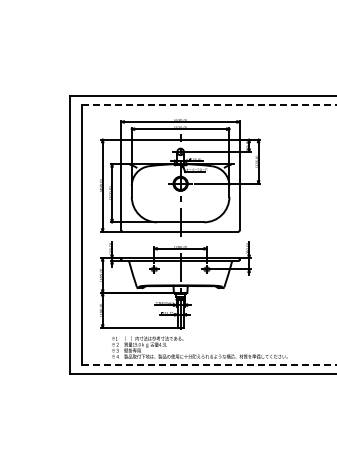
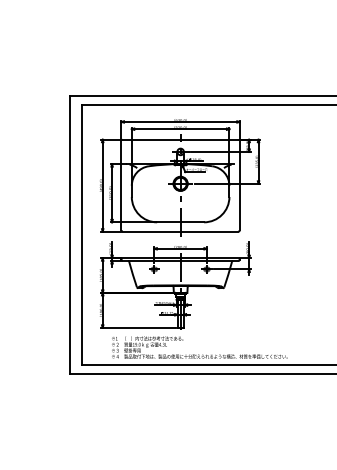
line: dashed -> solid (209, 105)
line: dashed -> solid (209, 364)
